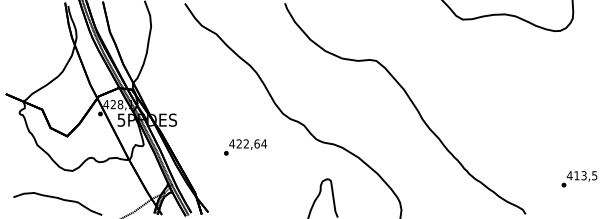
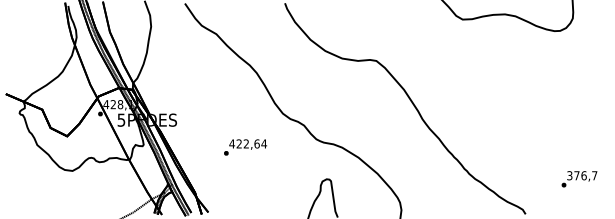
text: 413,5 -> 376,7 (581, 175)
curve: present -> none (58, 199)
